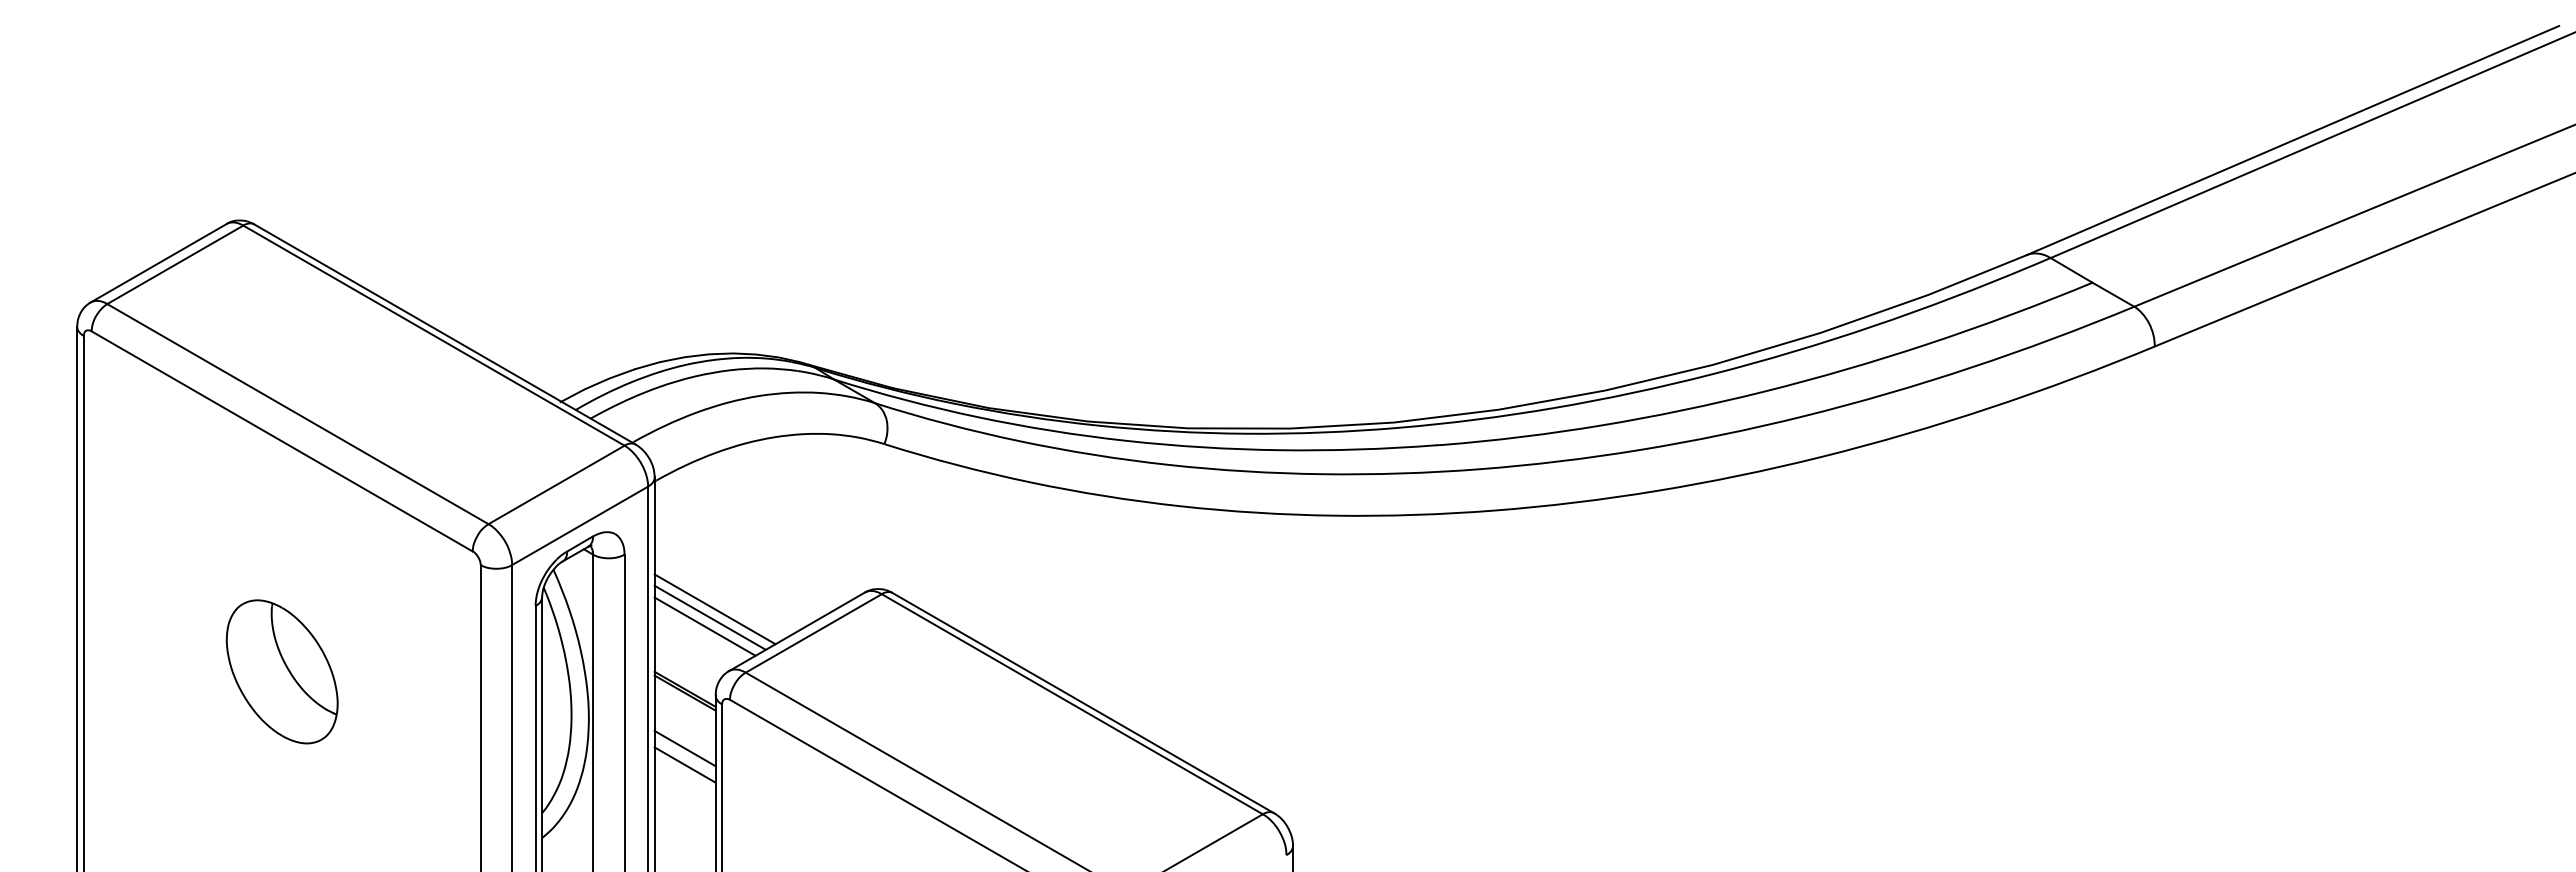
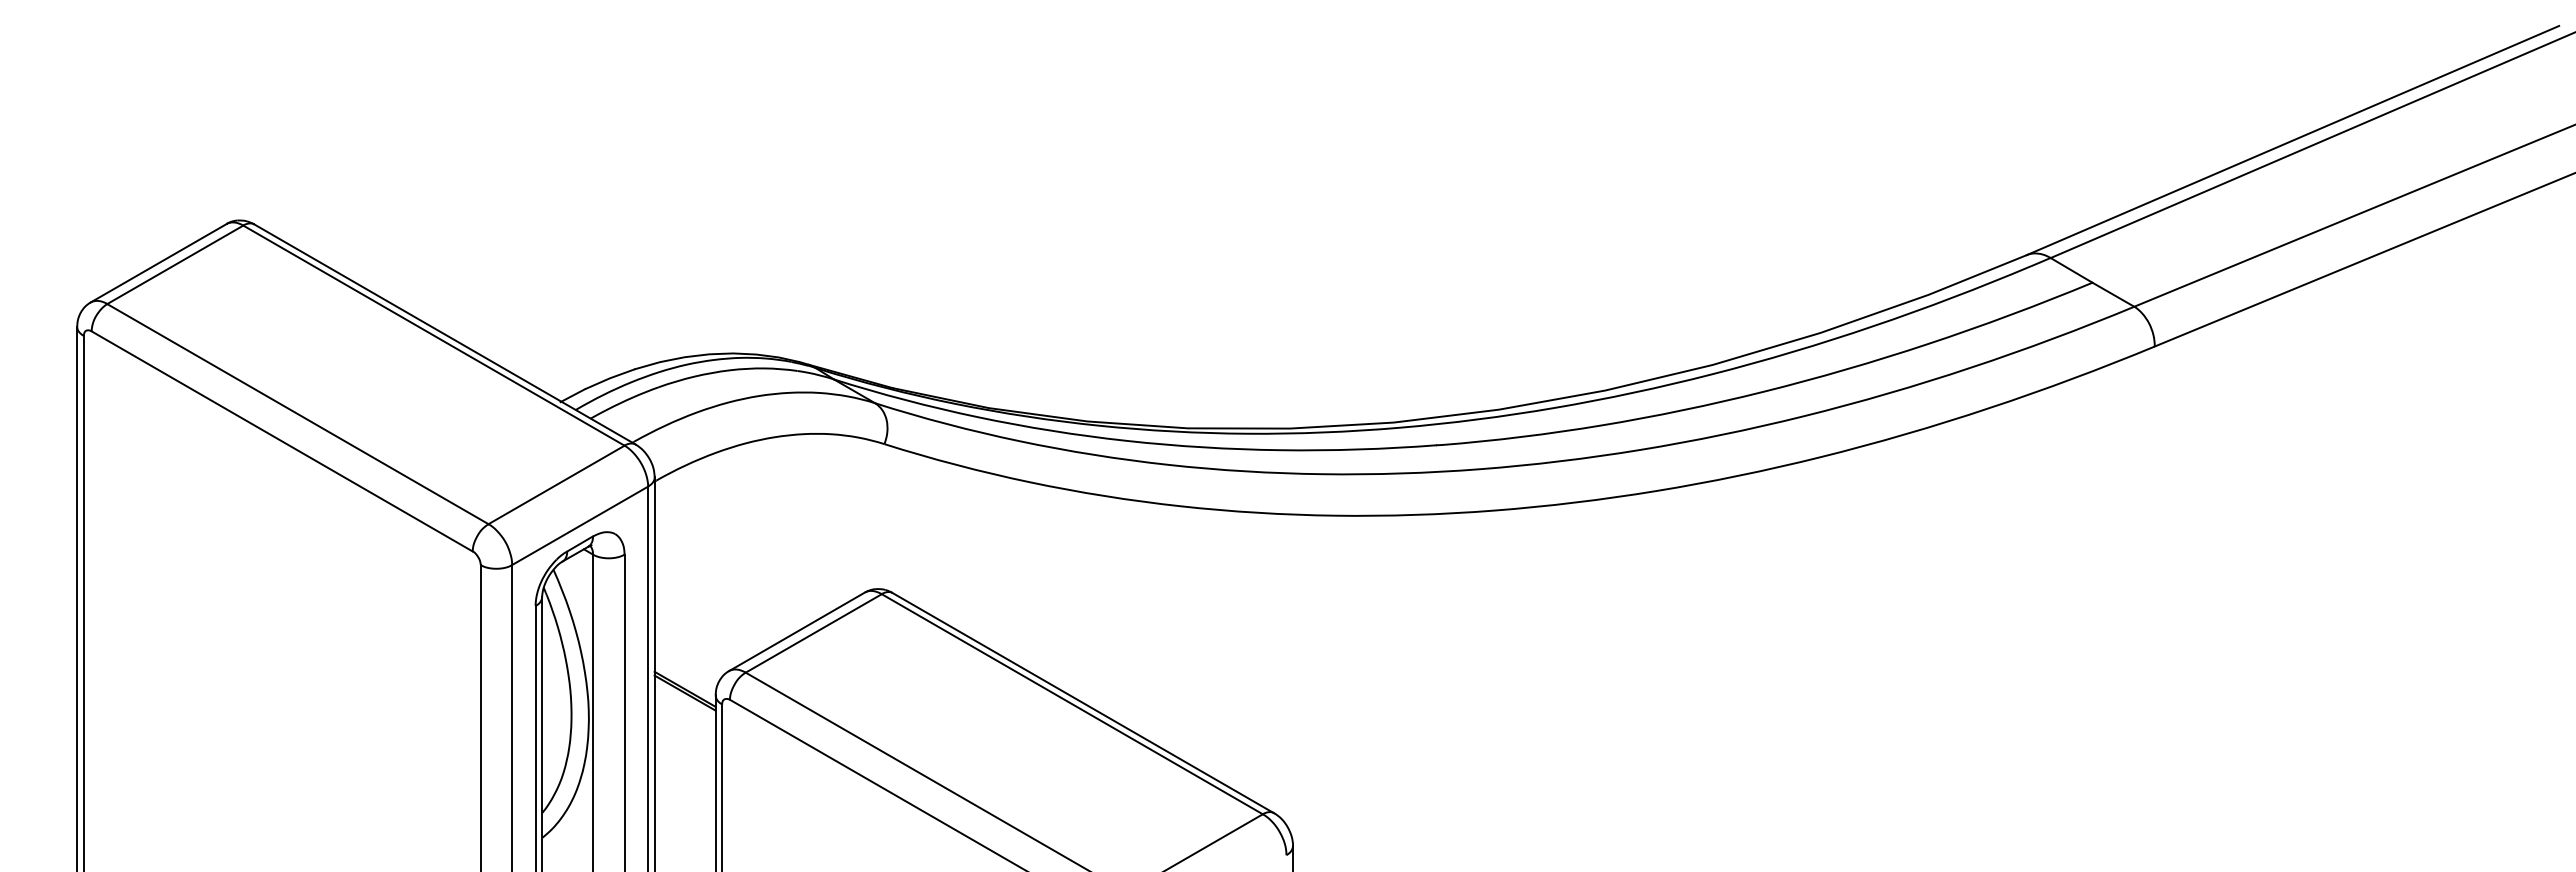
line: present -> none (714, 609)
line: present -> none (709, 617)
line: present -> none (704, 626)
part: present -> none (281, 671)
line: present -> none (684, 748)
line: present -> none (684, 764)
